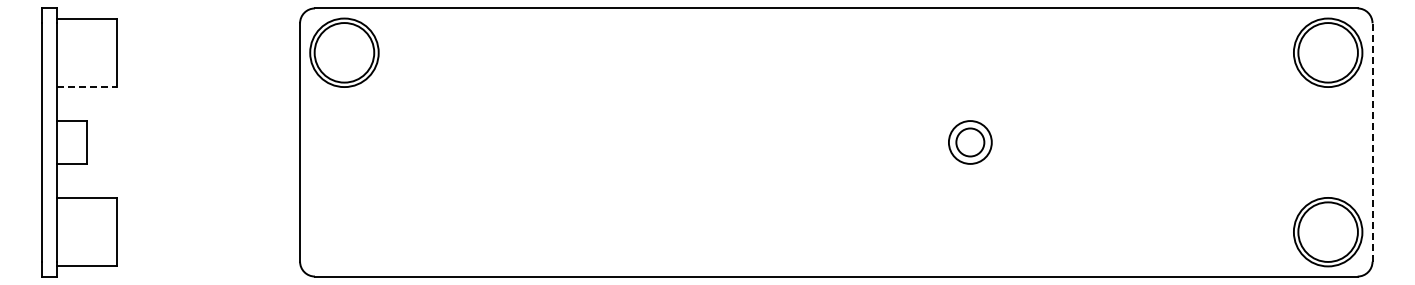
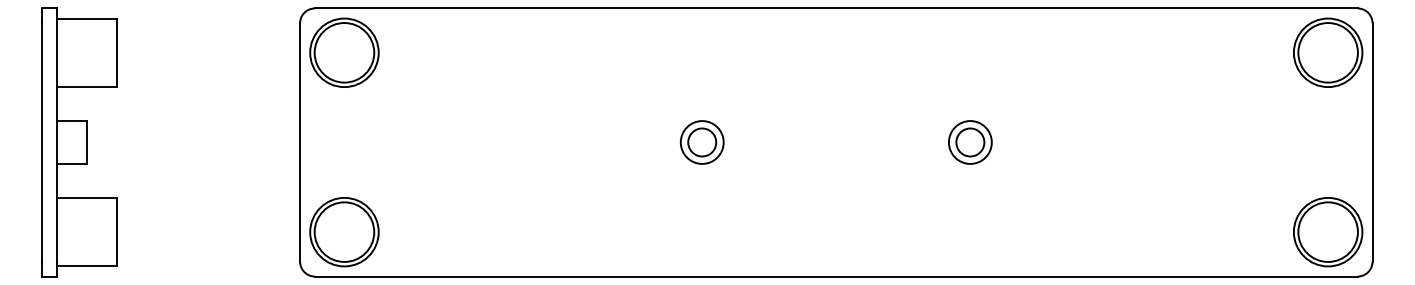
line: dashed -> solid (87, 87)
part: none -> present (701, 142)
line: dashed -> solid (1372, 142)
part: none -> present (344, 232)
